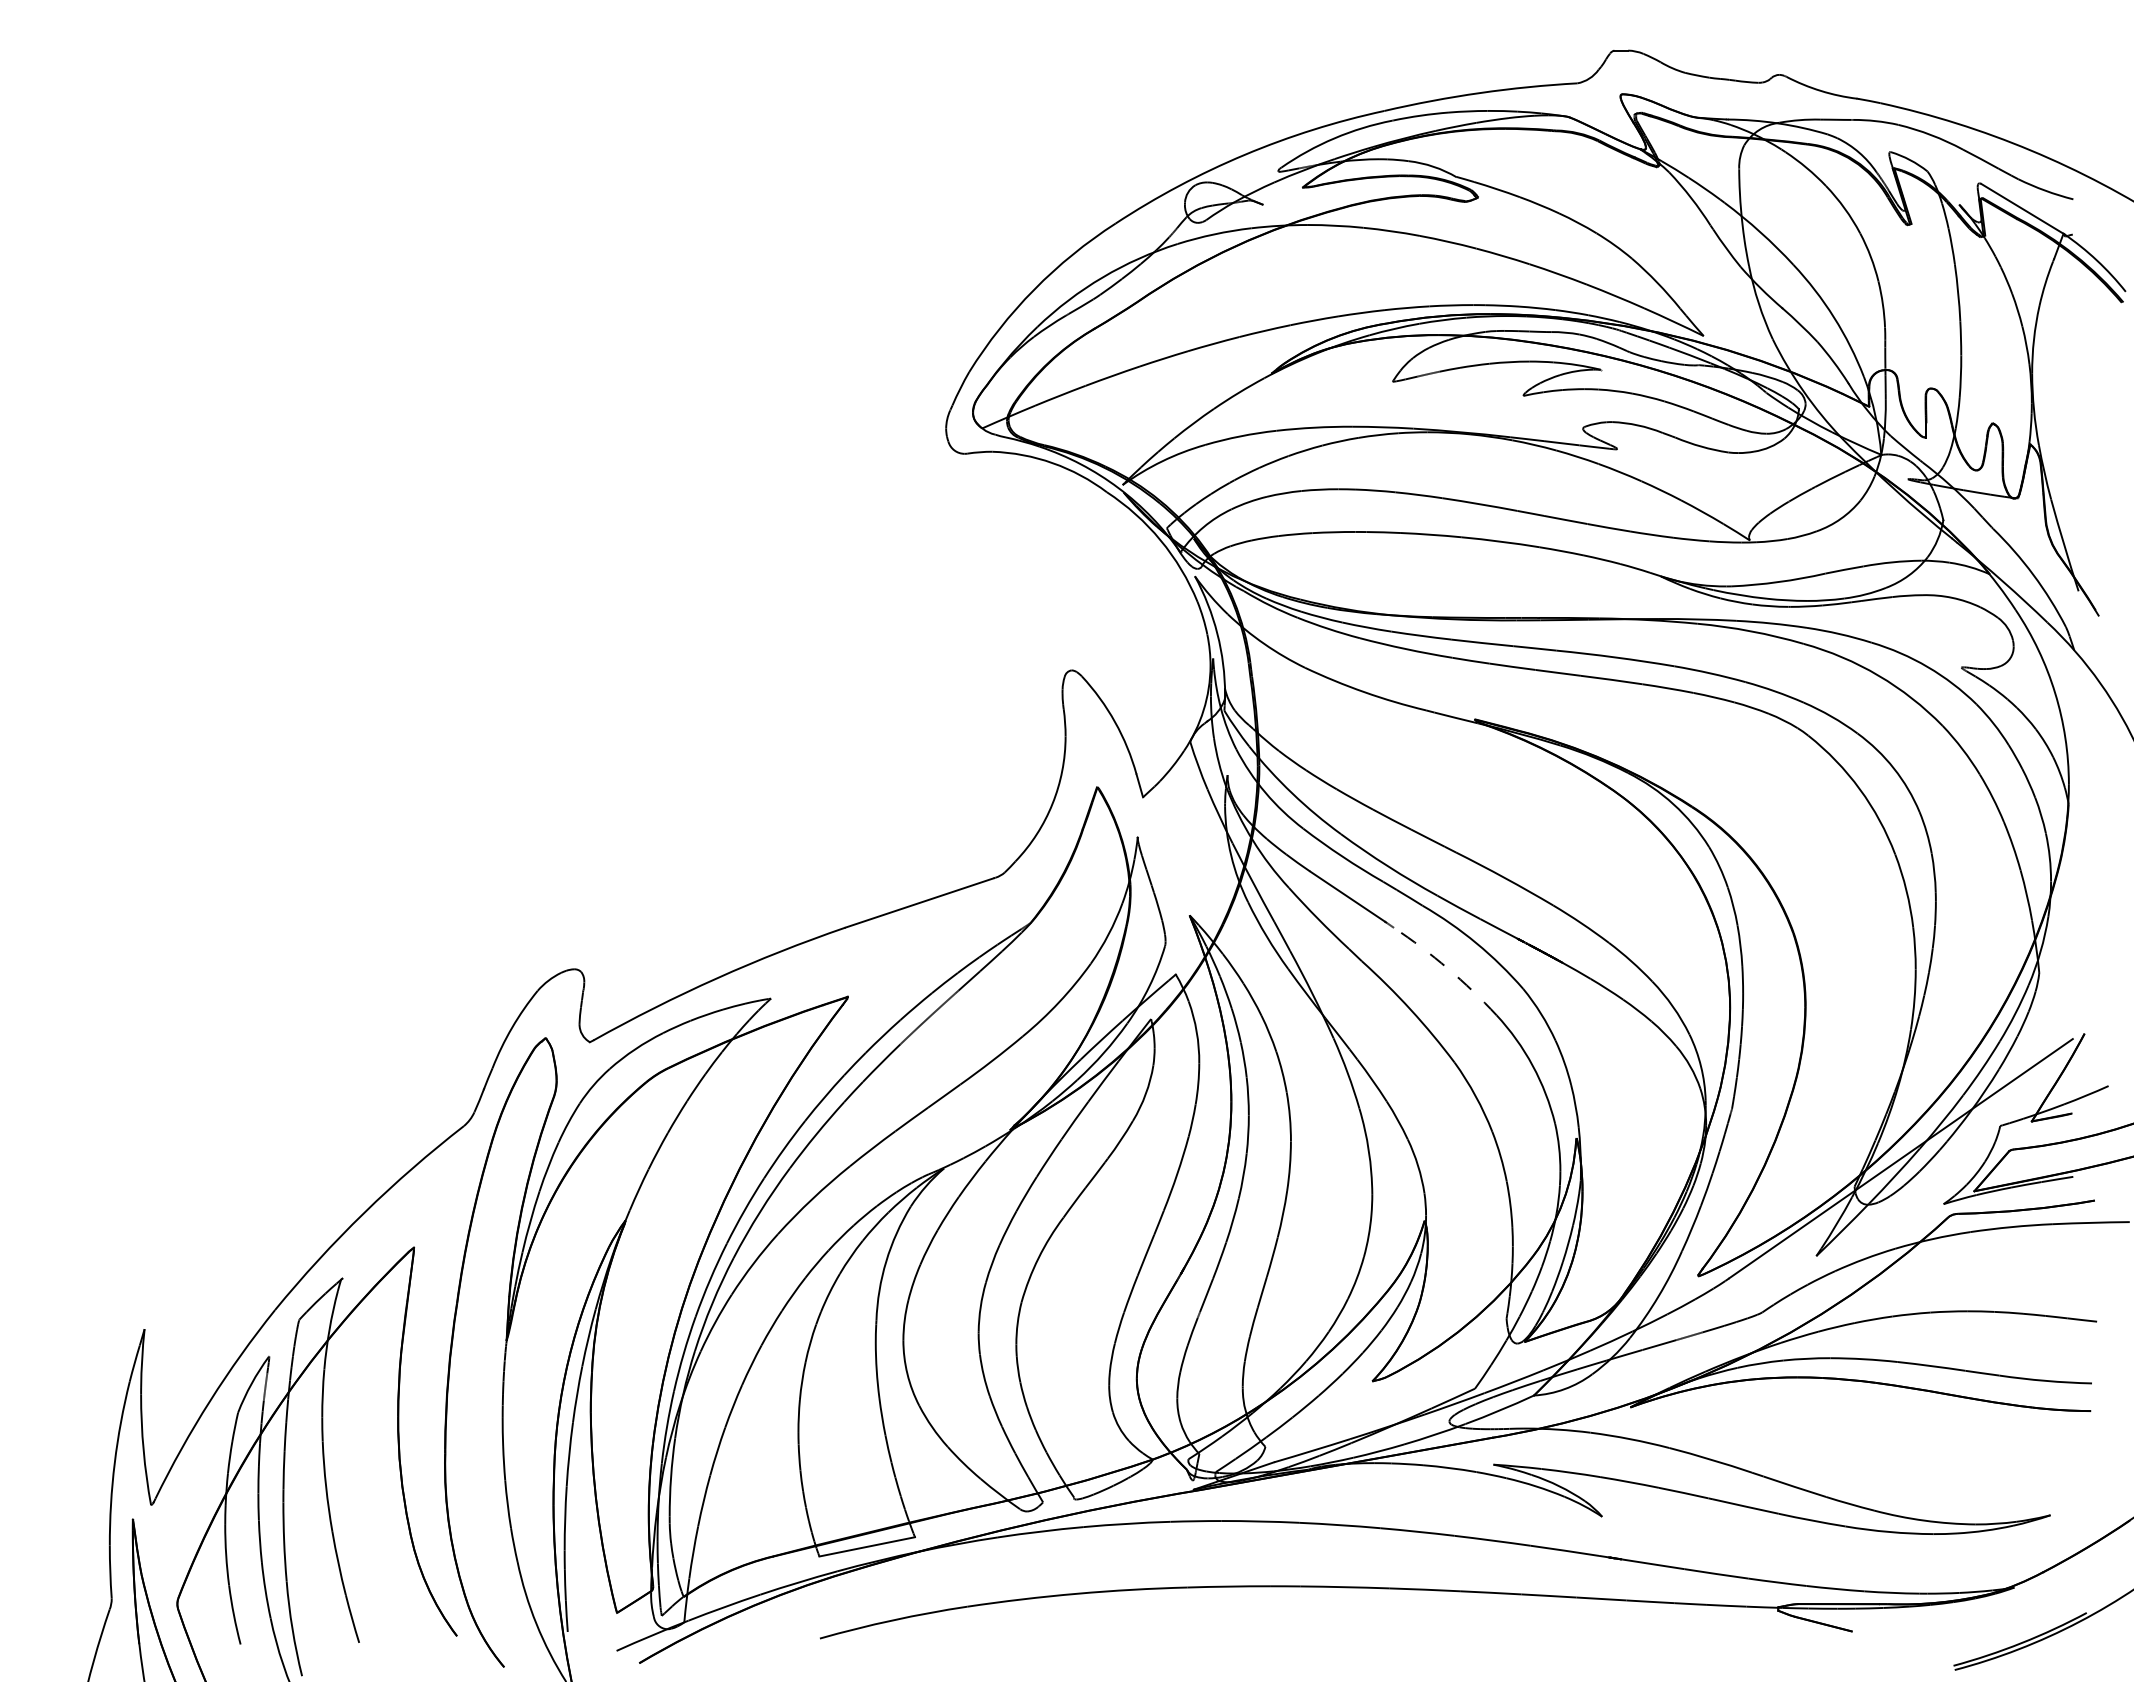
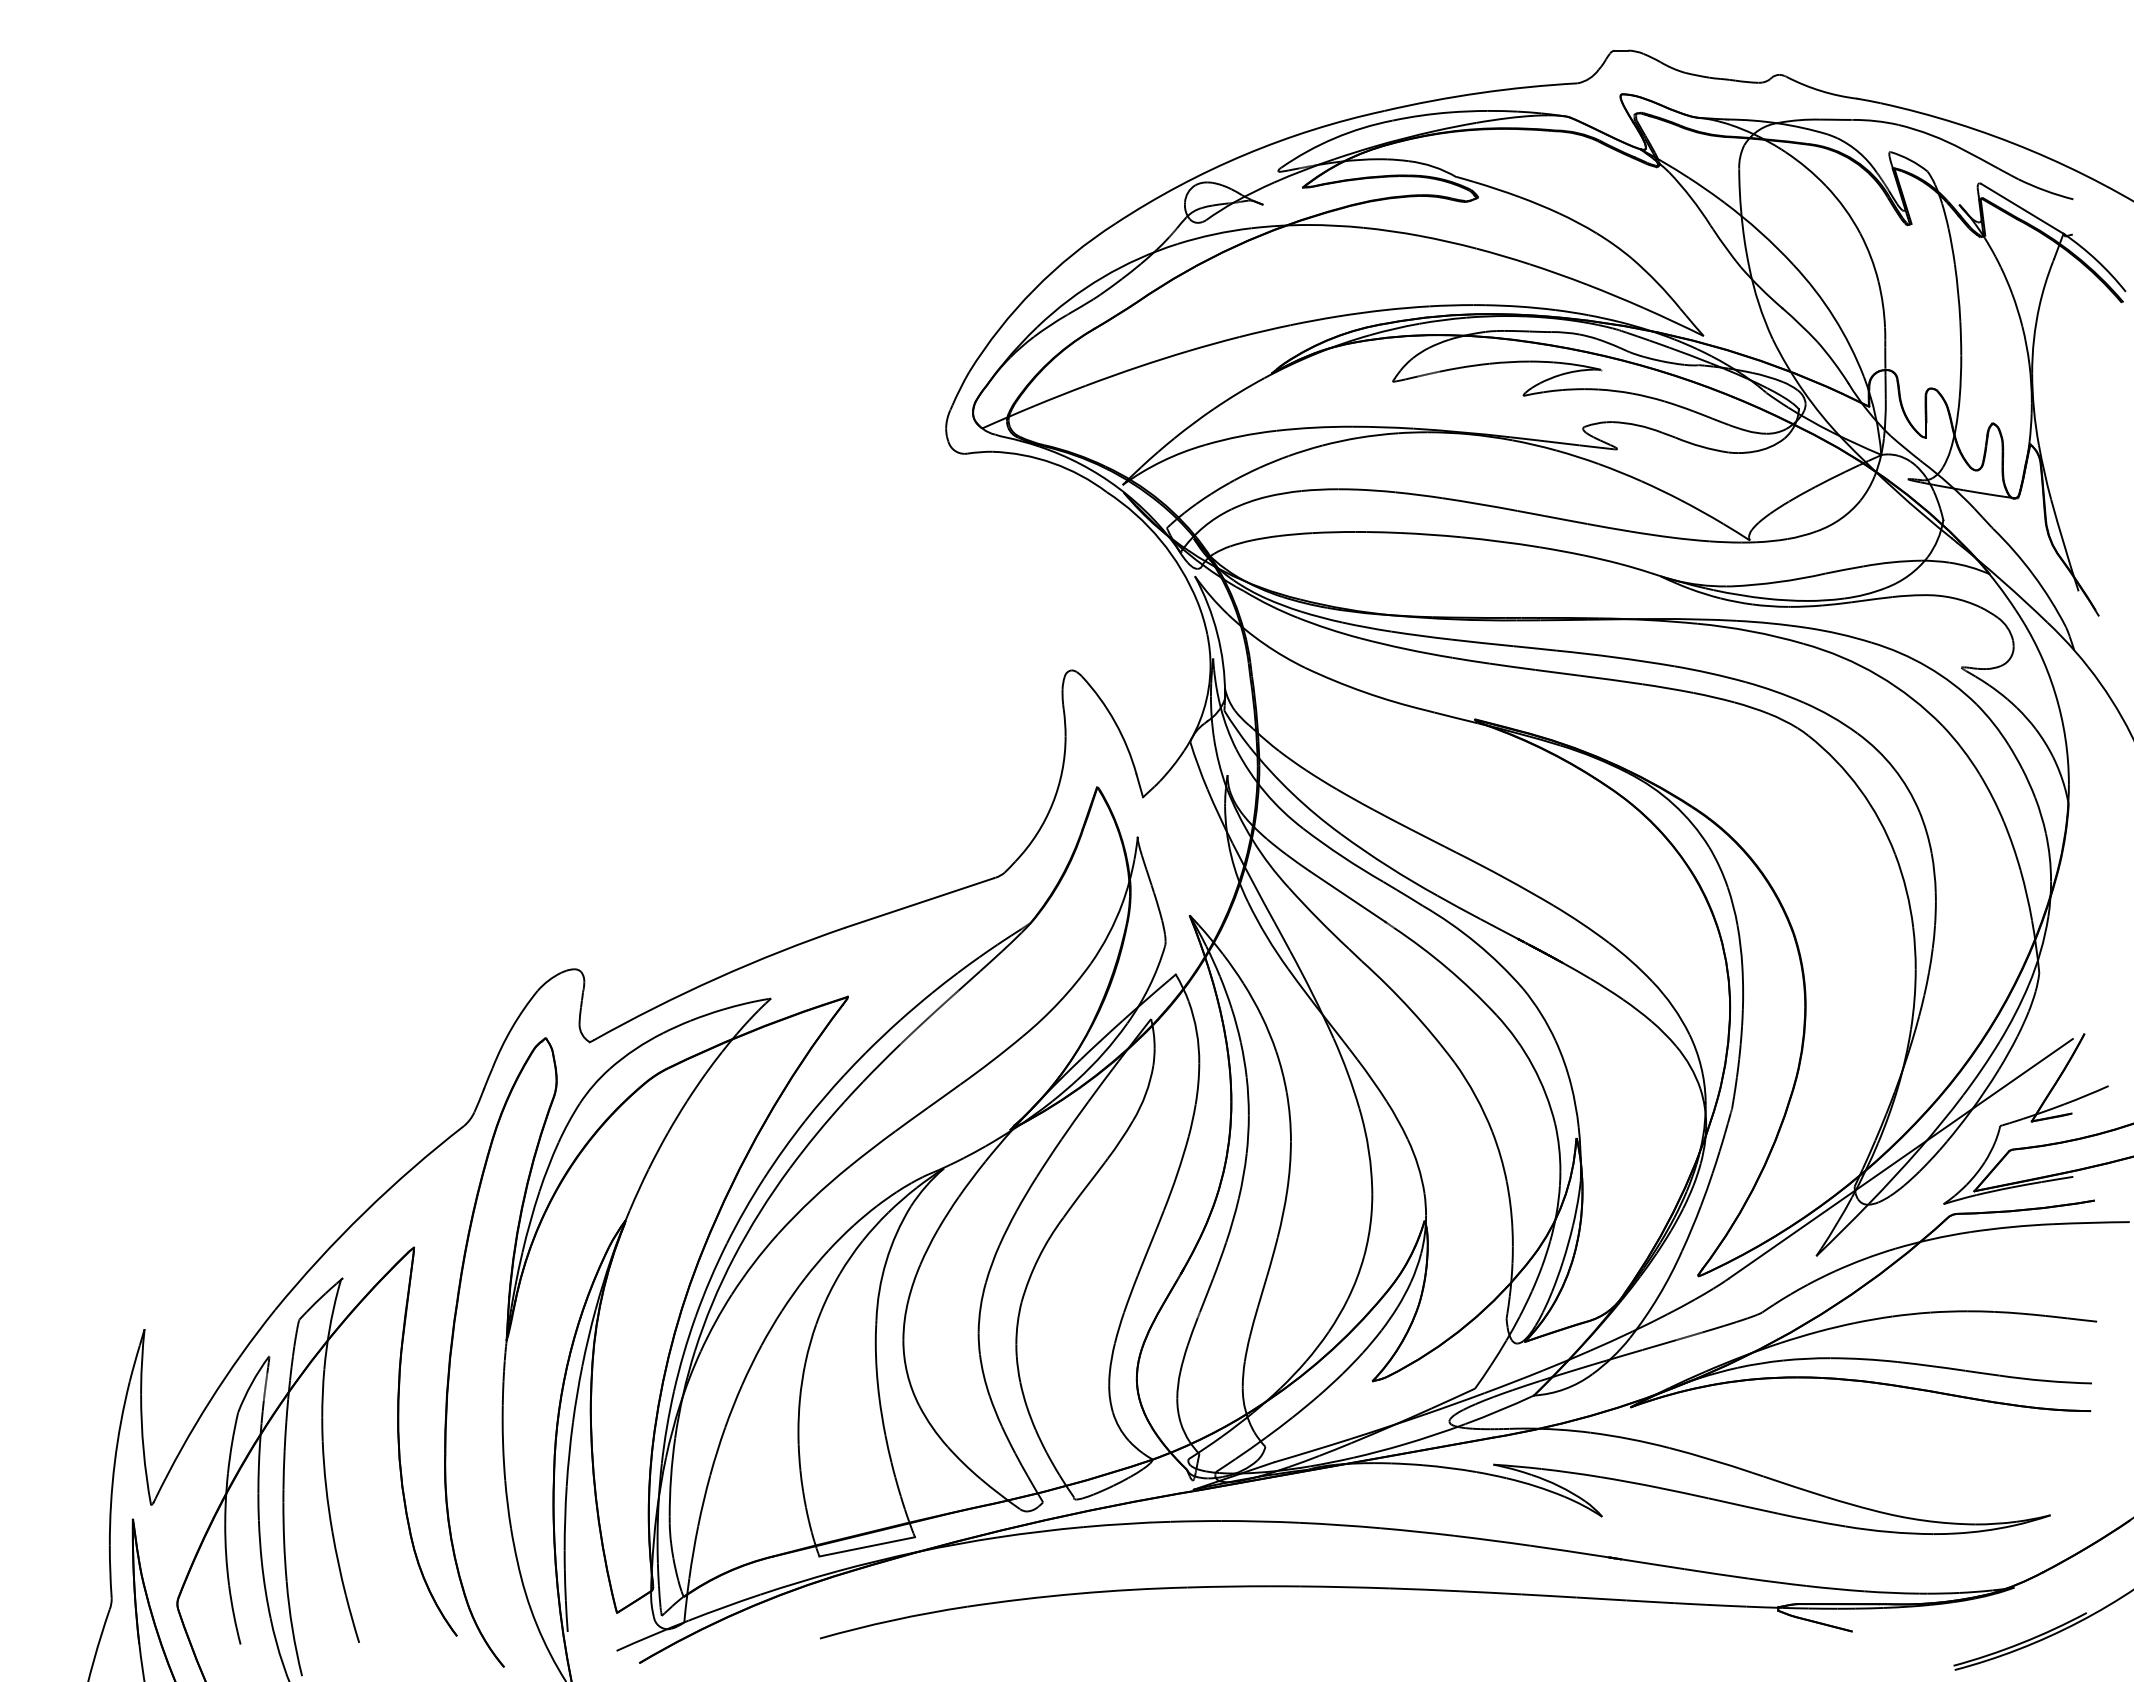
arc: dashed -> solid (1447, 968)
